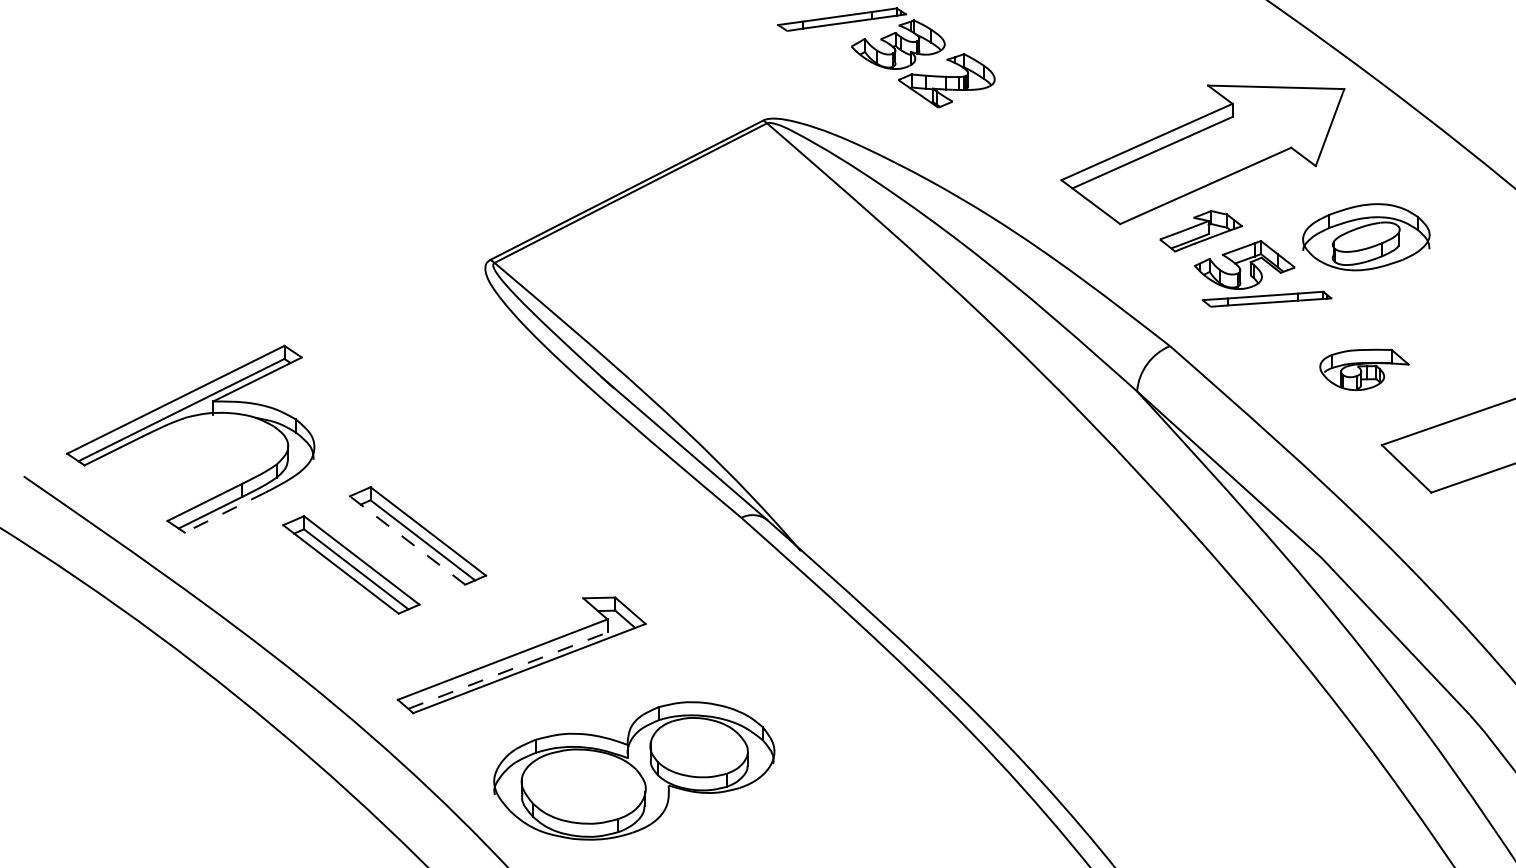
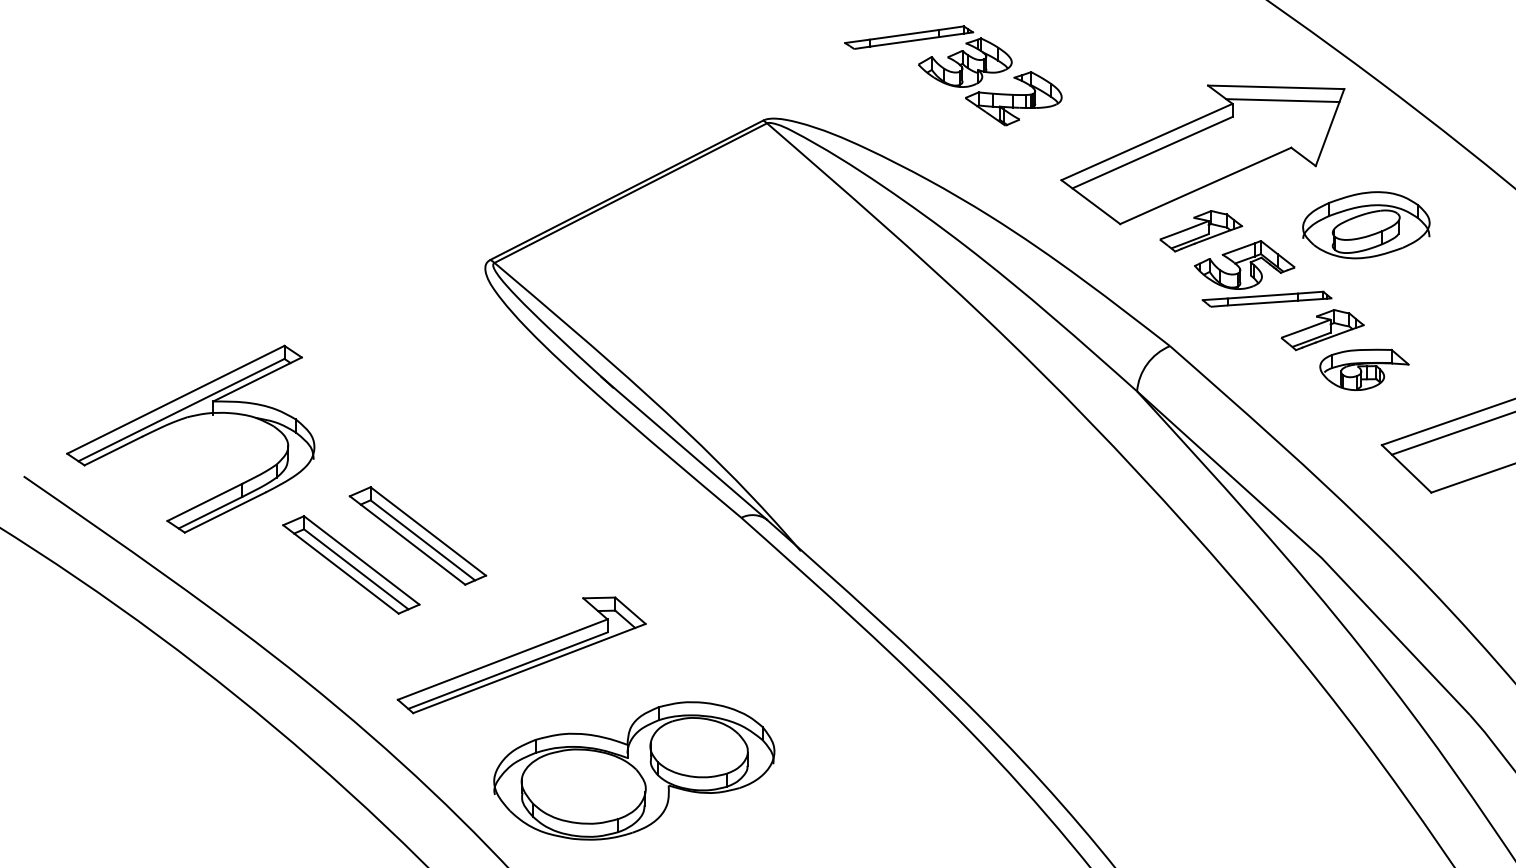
part position: (886, 57) -> (953, 75) (953, 75)
line: none -> present (1282, 100)
part position: (1366, 237) -> (1366, 225) (1366, 225)
part: none -> present (1322, 330)
line: none -> present (1451, 433)
line: dashed -> solid (224, 512)
line: dashed -> solid (407, 540)
line: dashed -> solid (507, 670)
